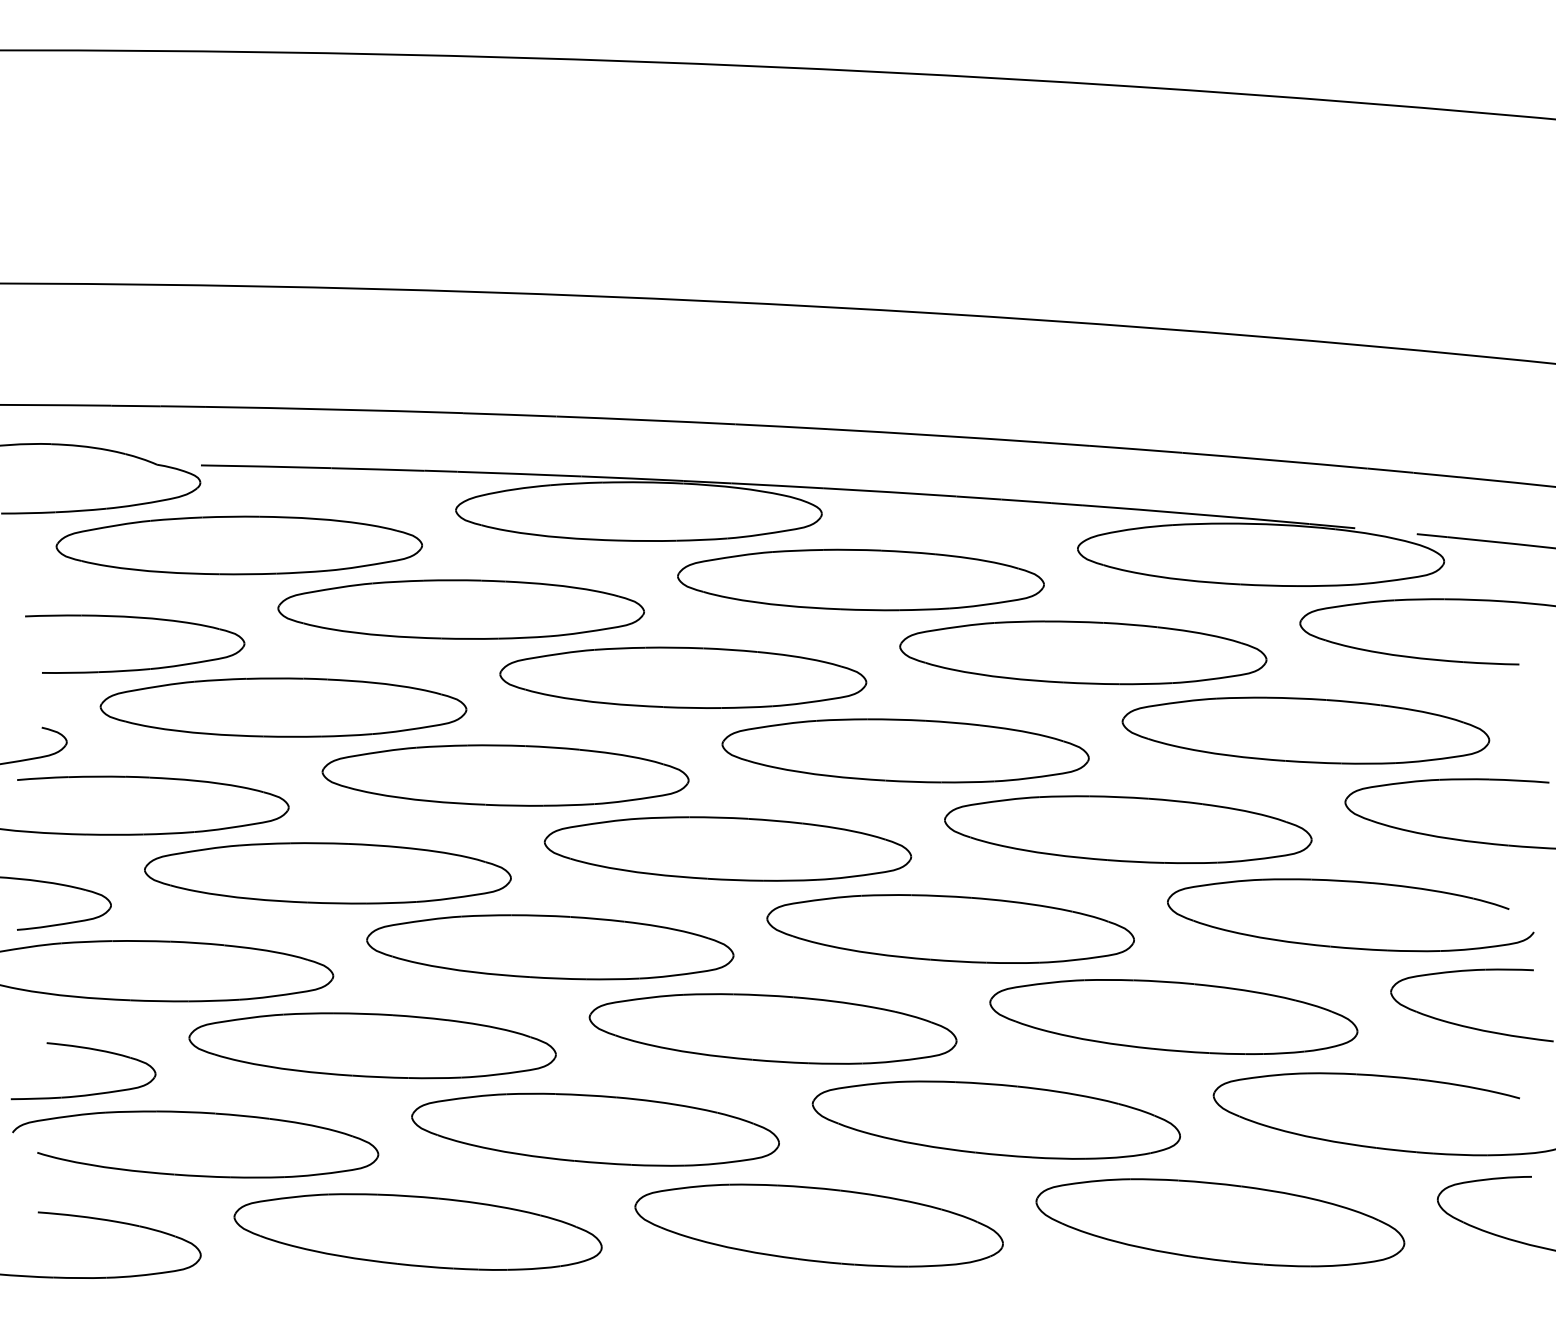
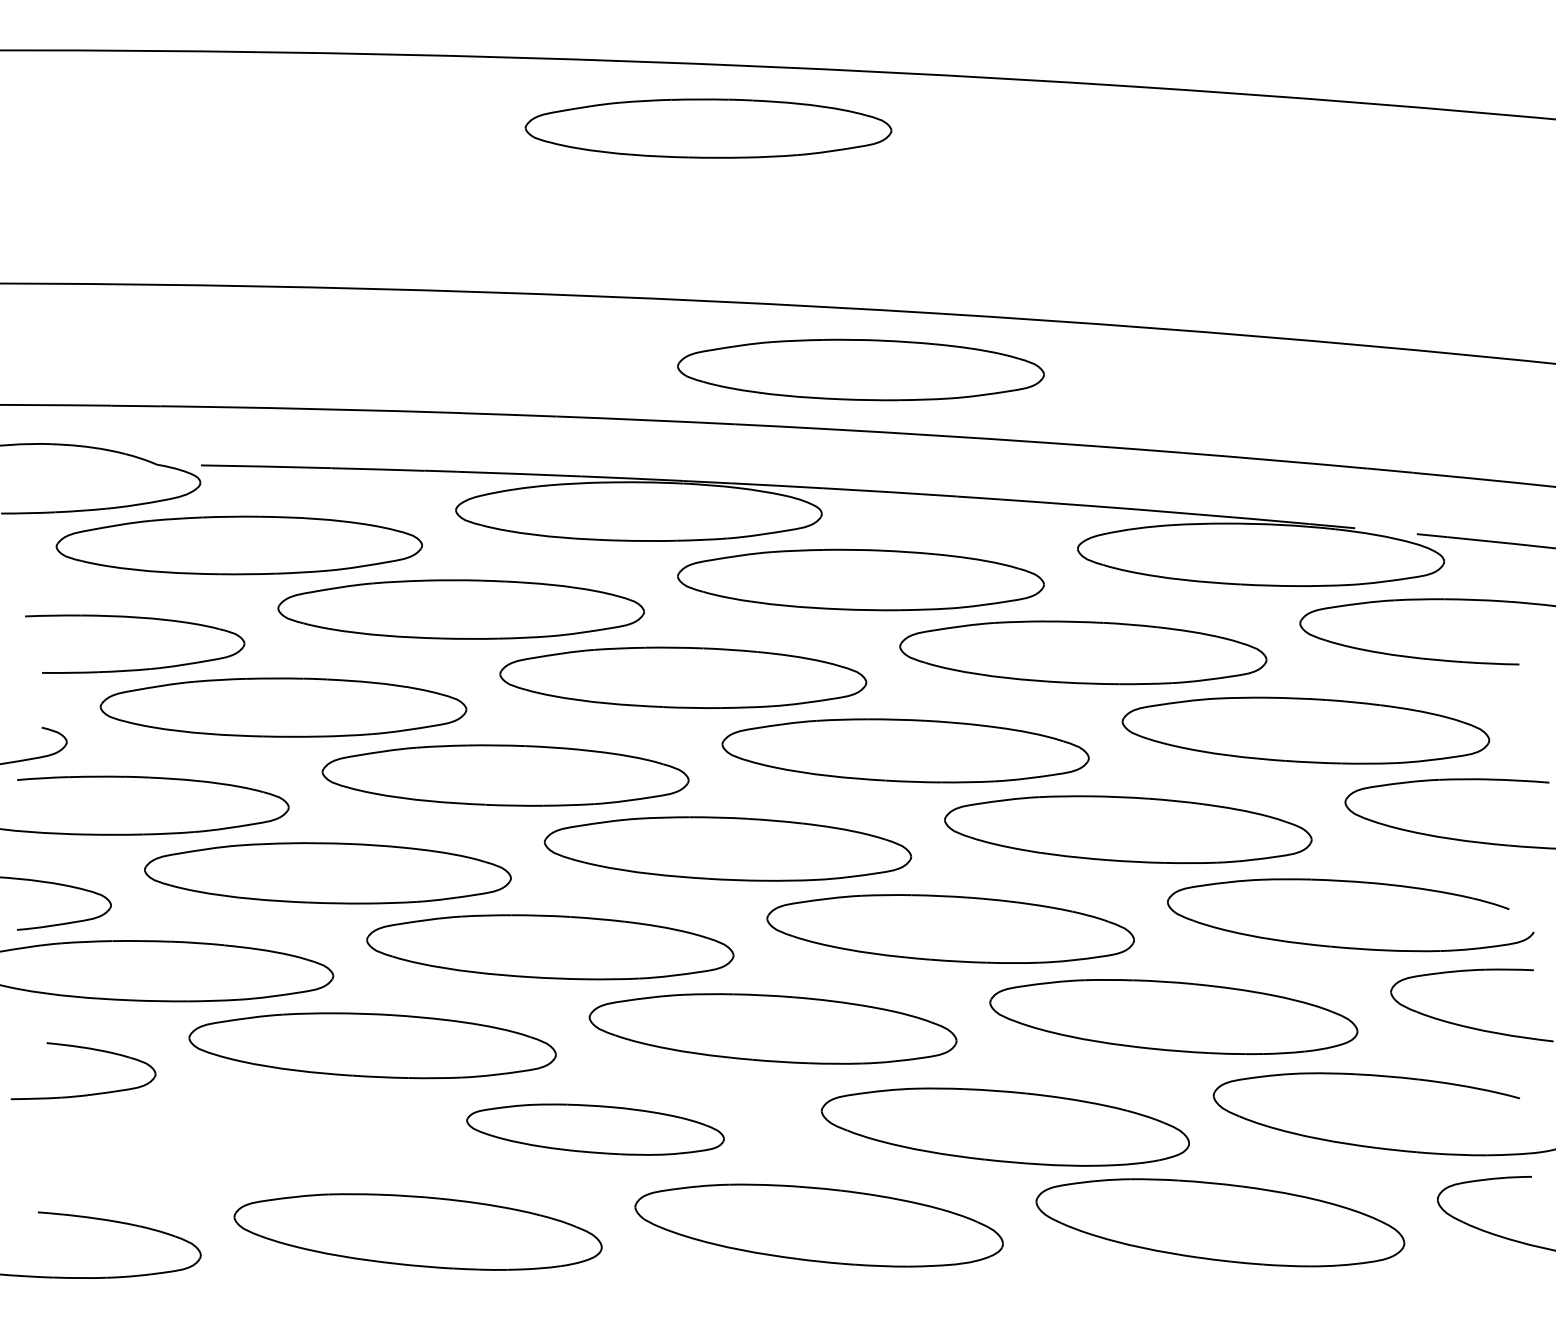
part: none -> present (708, 128)
part: none -> present (860, 369)
part position: (995, 1119) -> (1004, 1126) (1004, 1126)
part size: 369x75 px -> 259x53 px (595, 1129)
part: present -> none (193, 1174)
